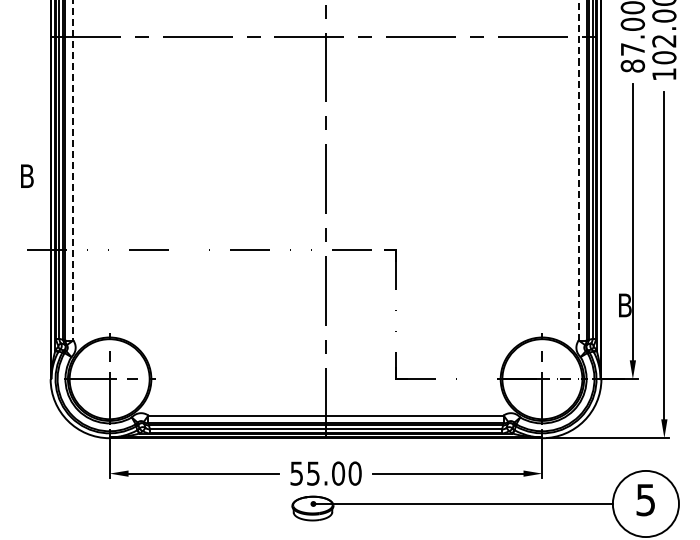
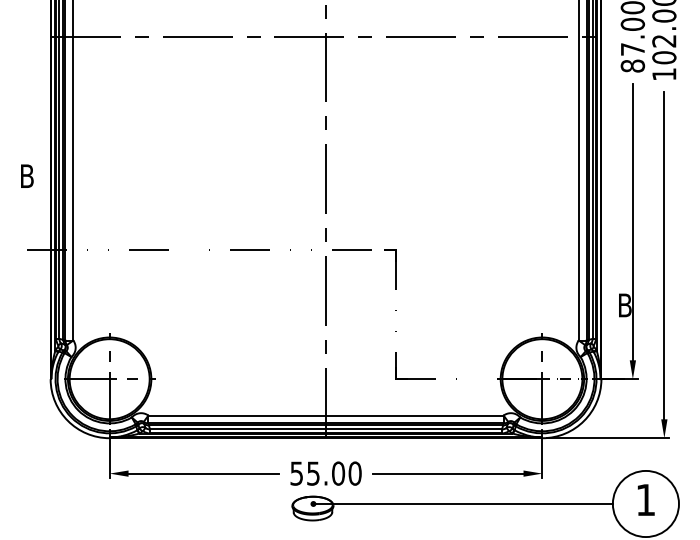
line: dashed -> solid (578, 169)
line: dashed -> solid (73, 170)
text: 5 -> 1 (645, 500)
